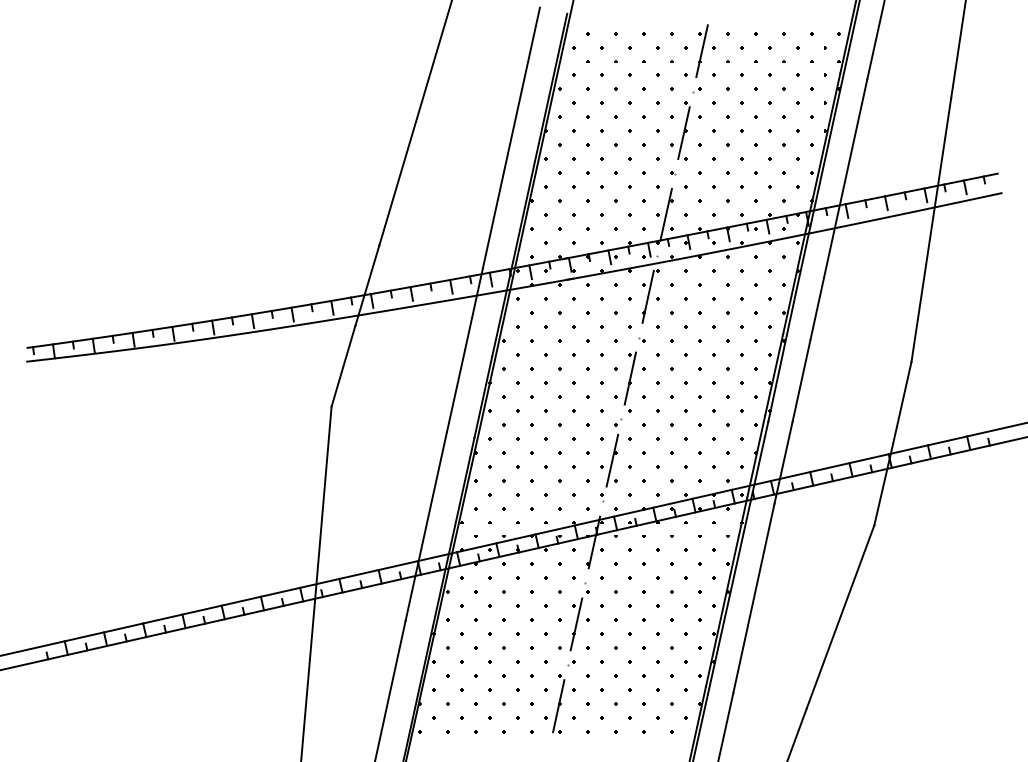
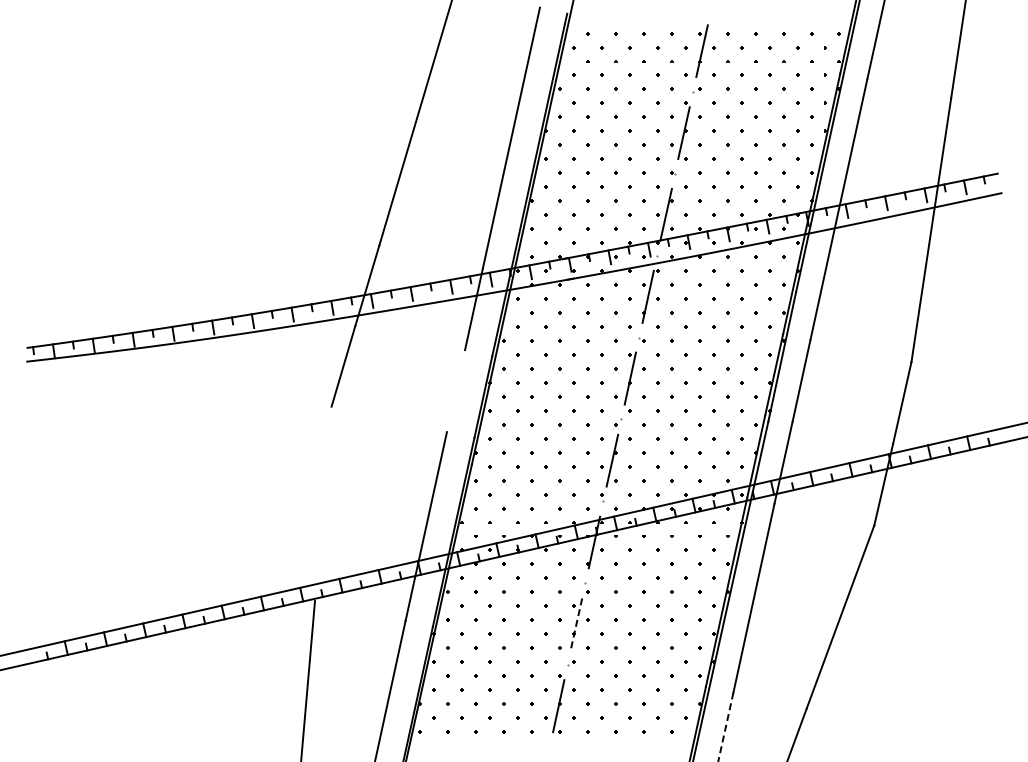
line: present -> none (455, 391)
line: present -> none (323, 503)
line: solid -> dashed (576, 624)
line: solid -> dashed (725, 727)
